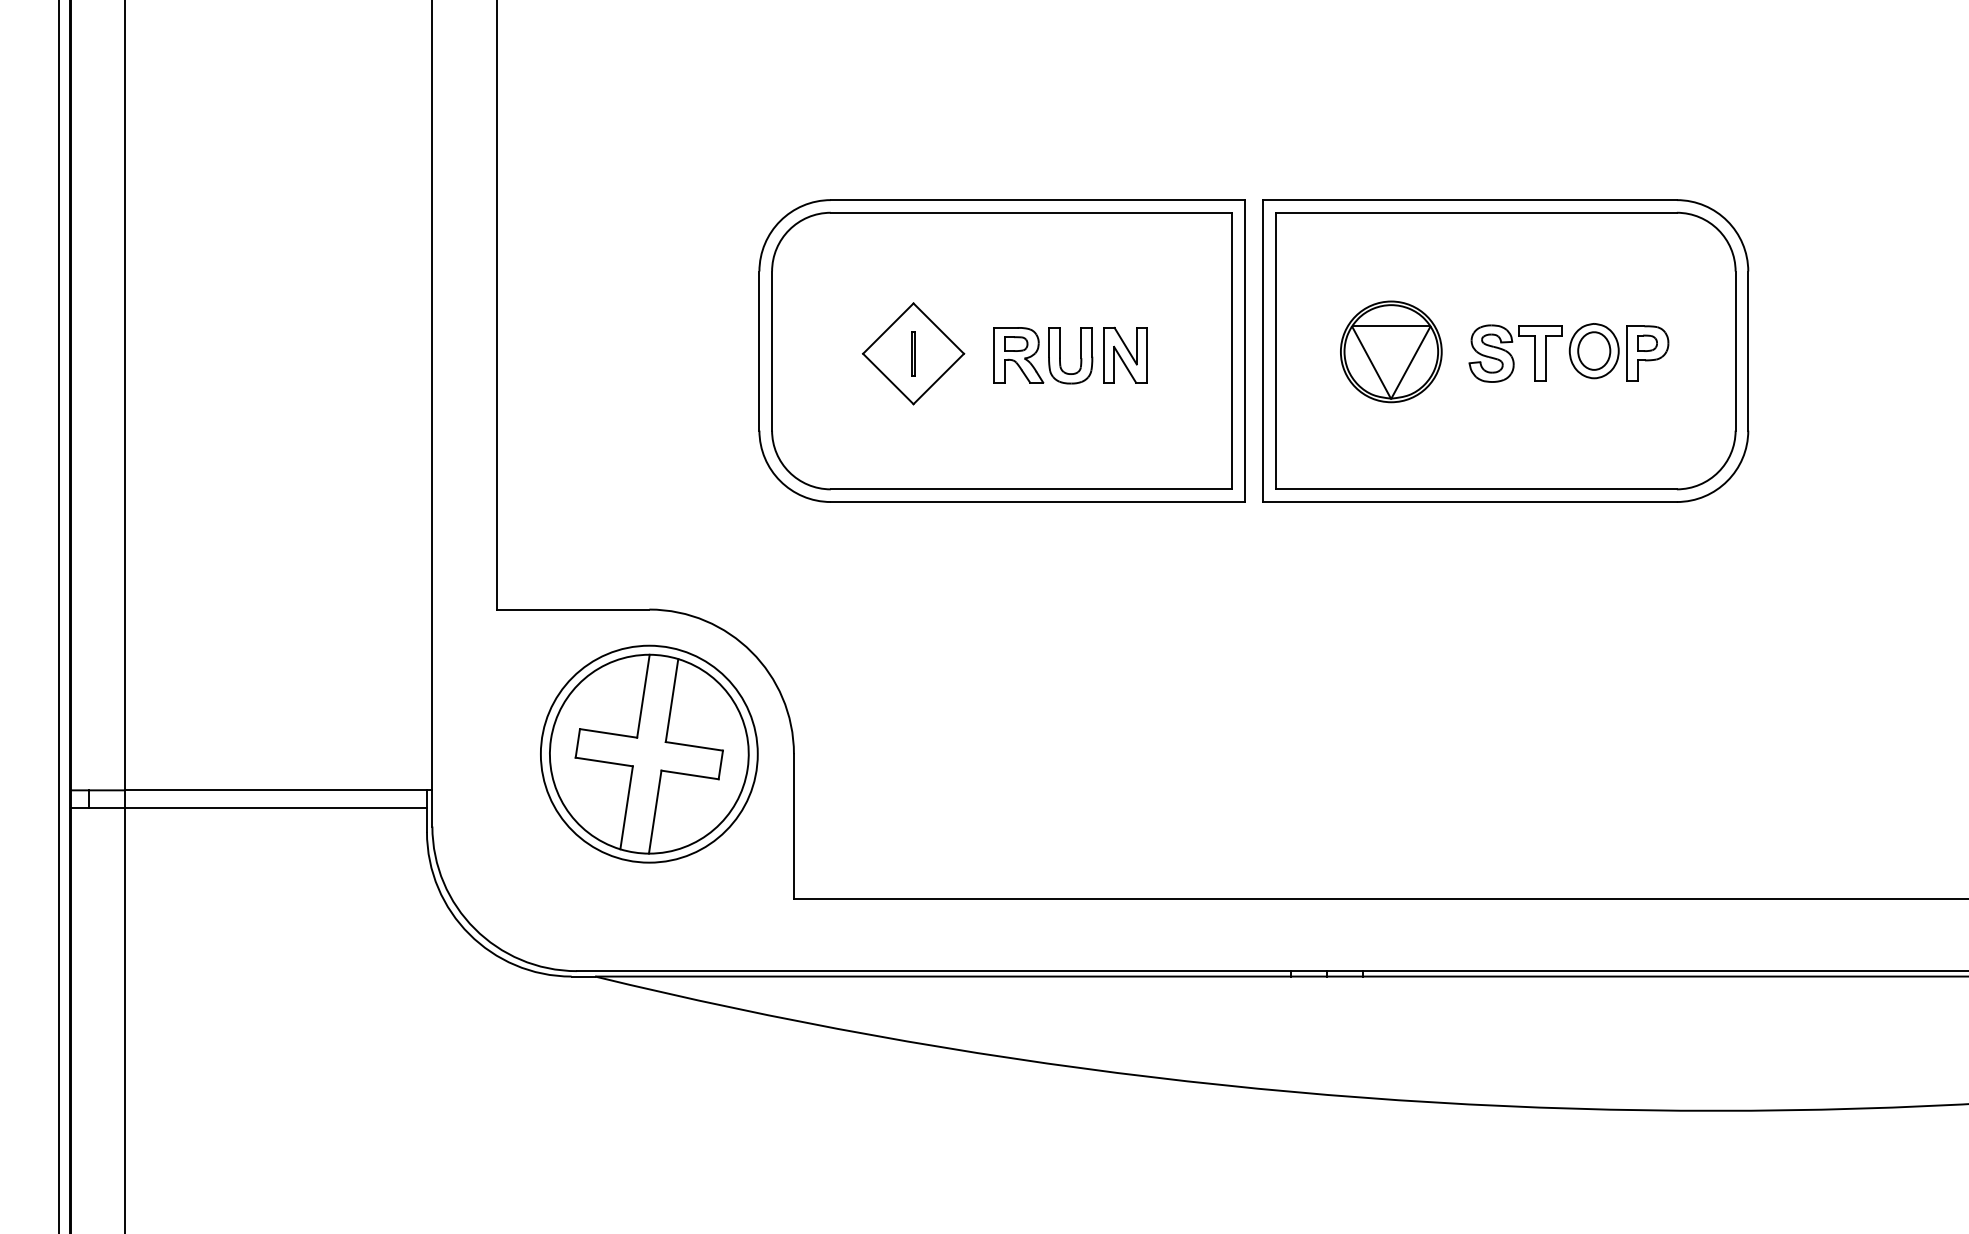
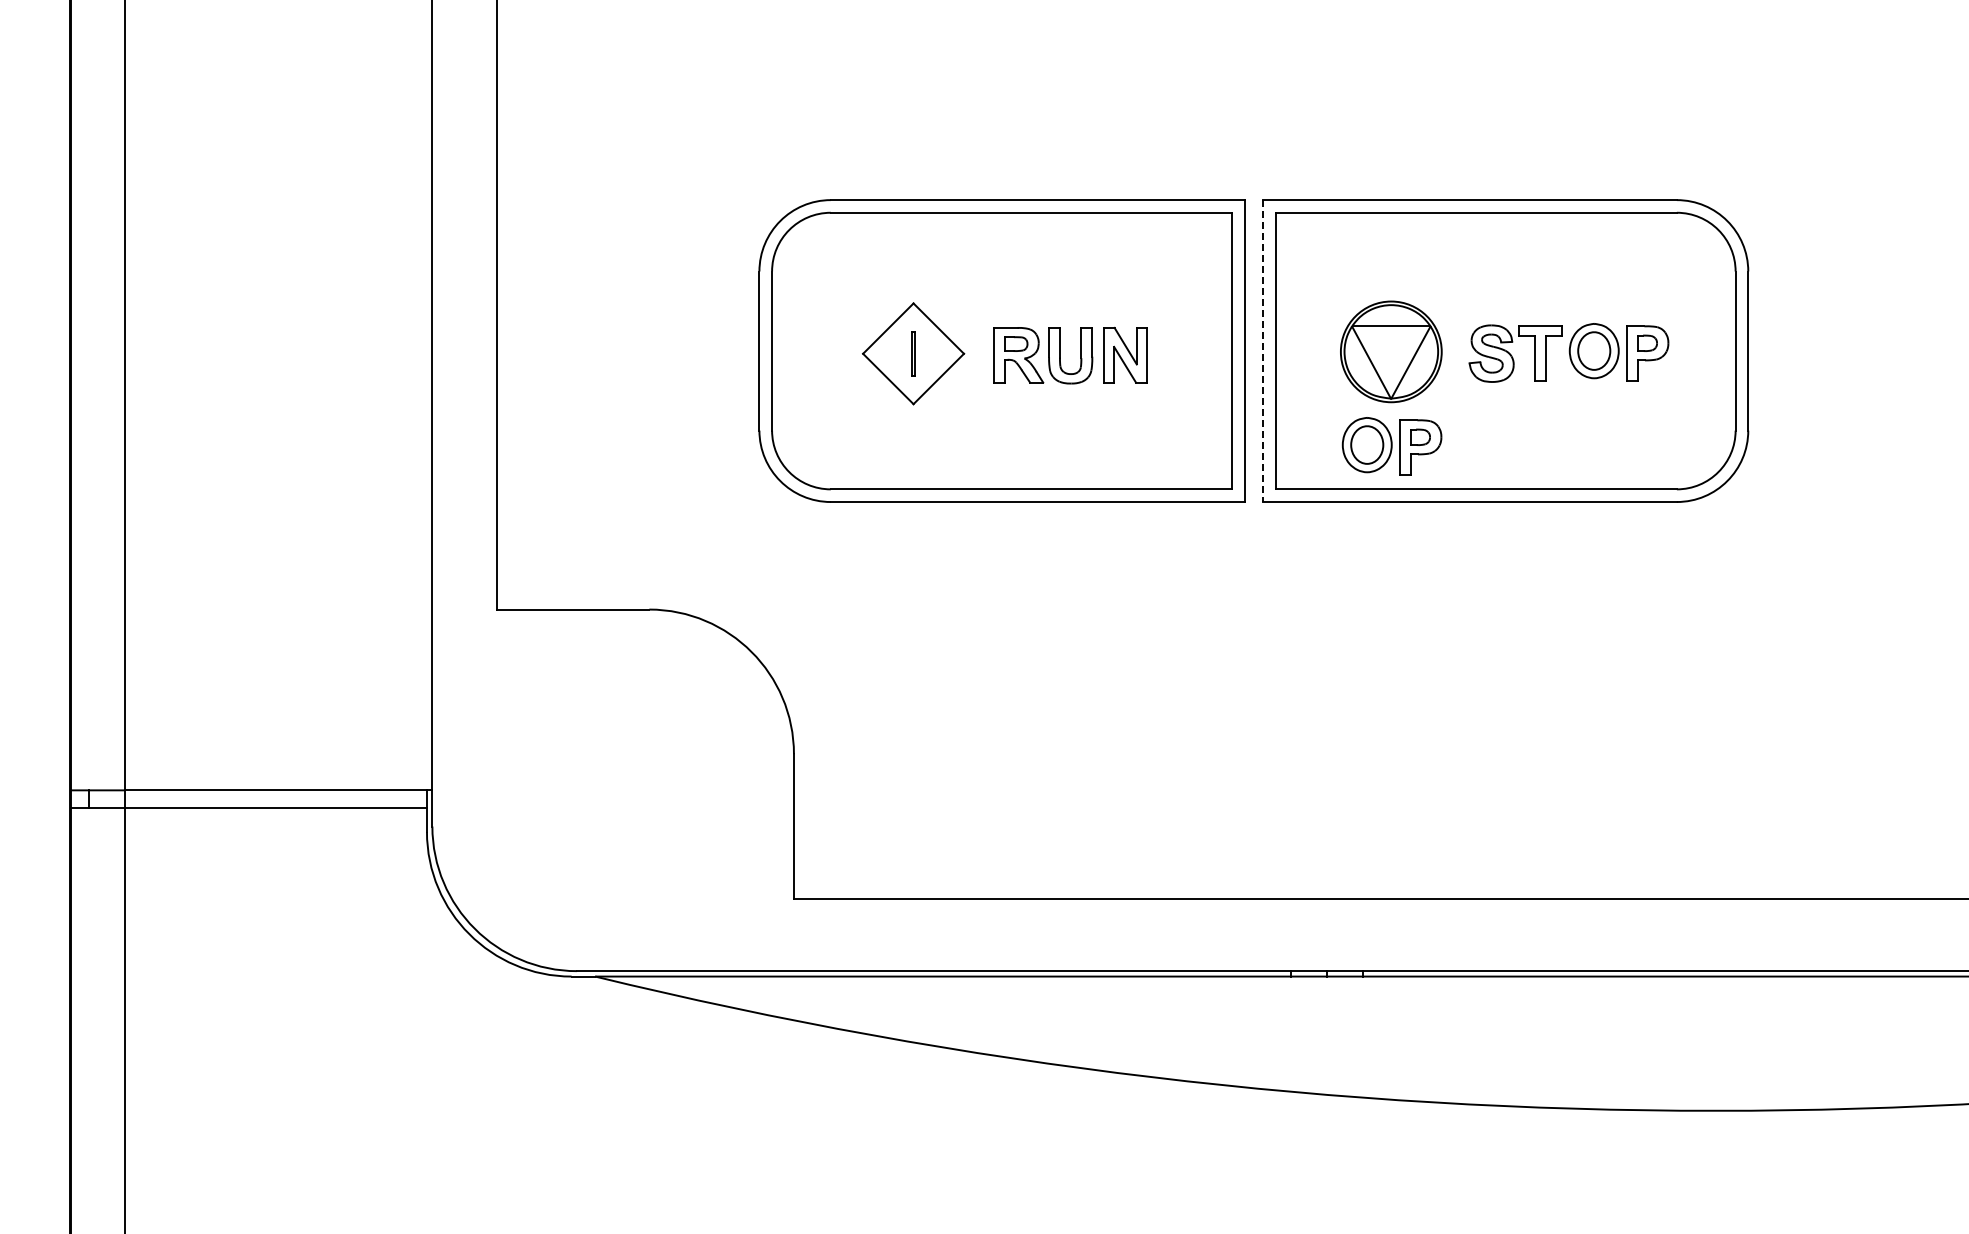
line: solid -> dashed (1262, 351)
part: none -> present (1391, 446)
line: present -> none (59, 616)
part: present -> none (649, 753)
